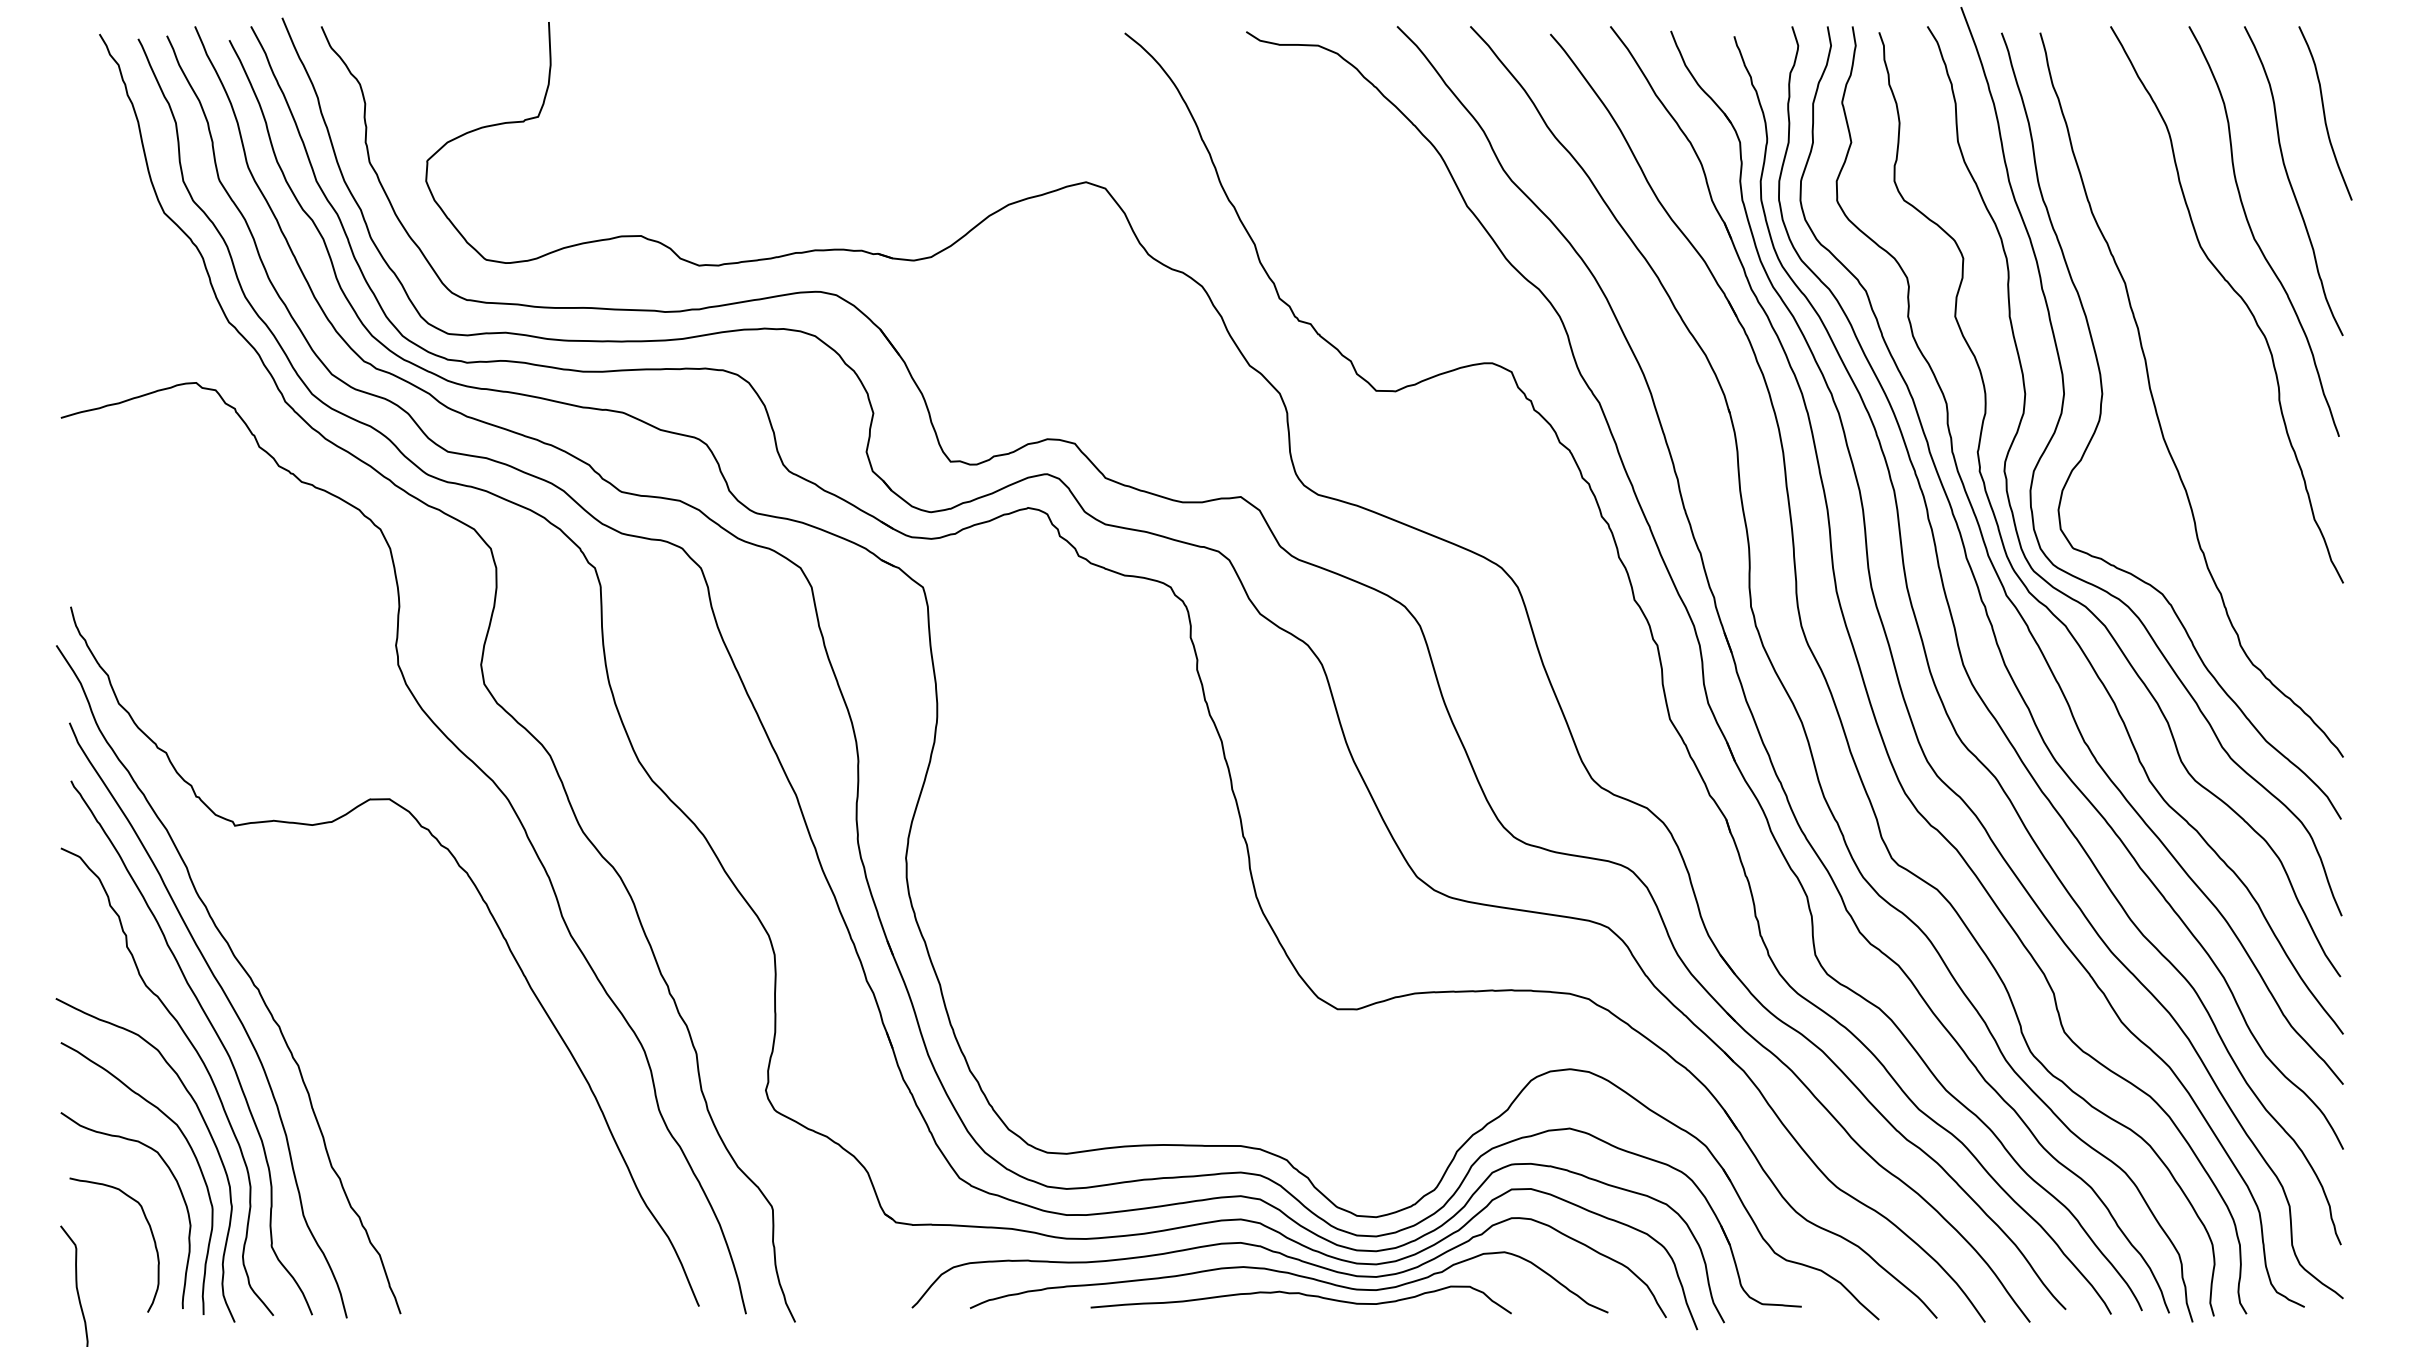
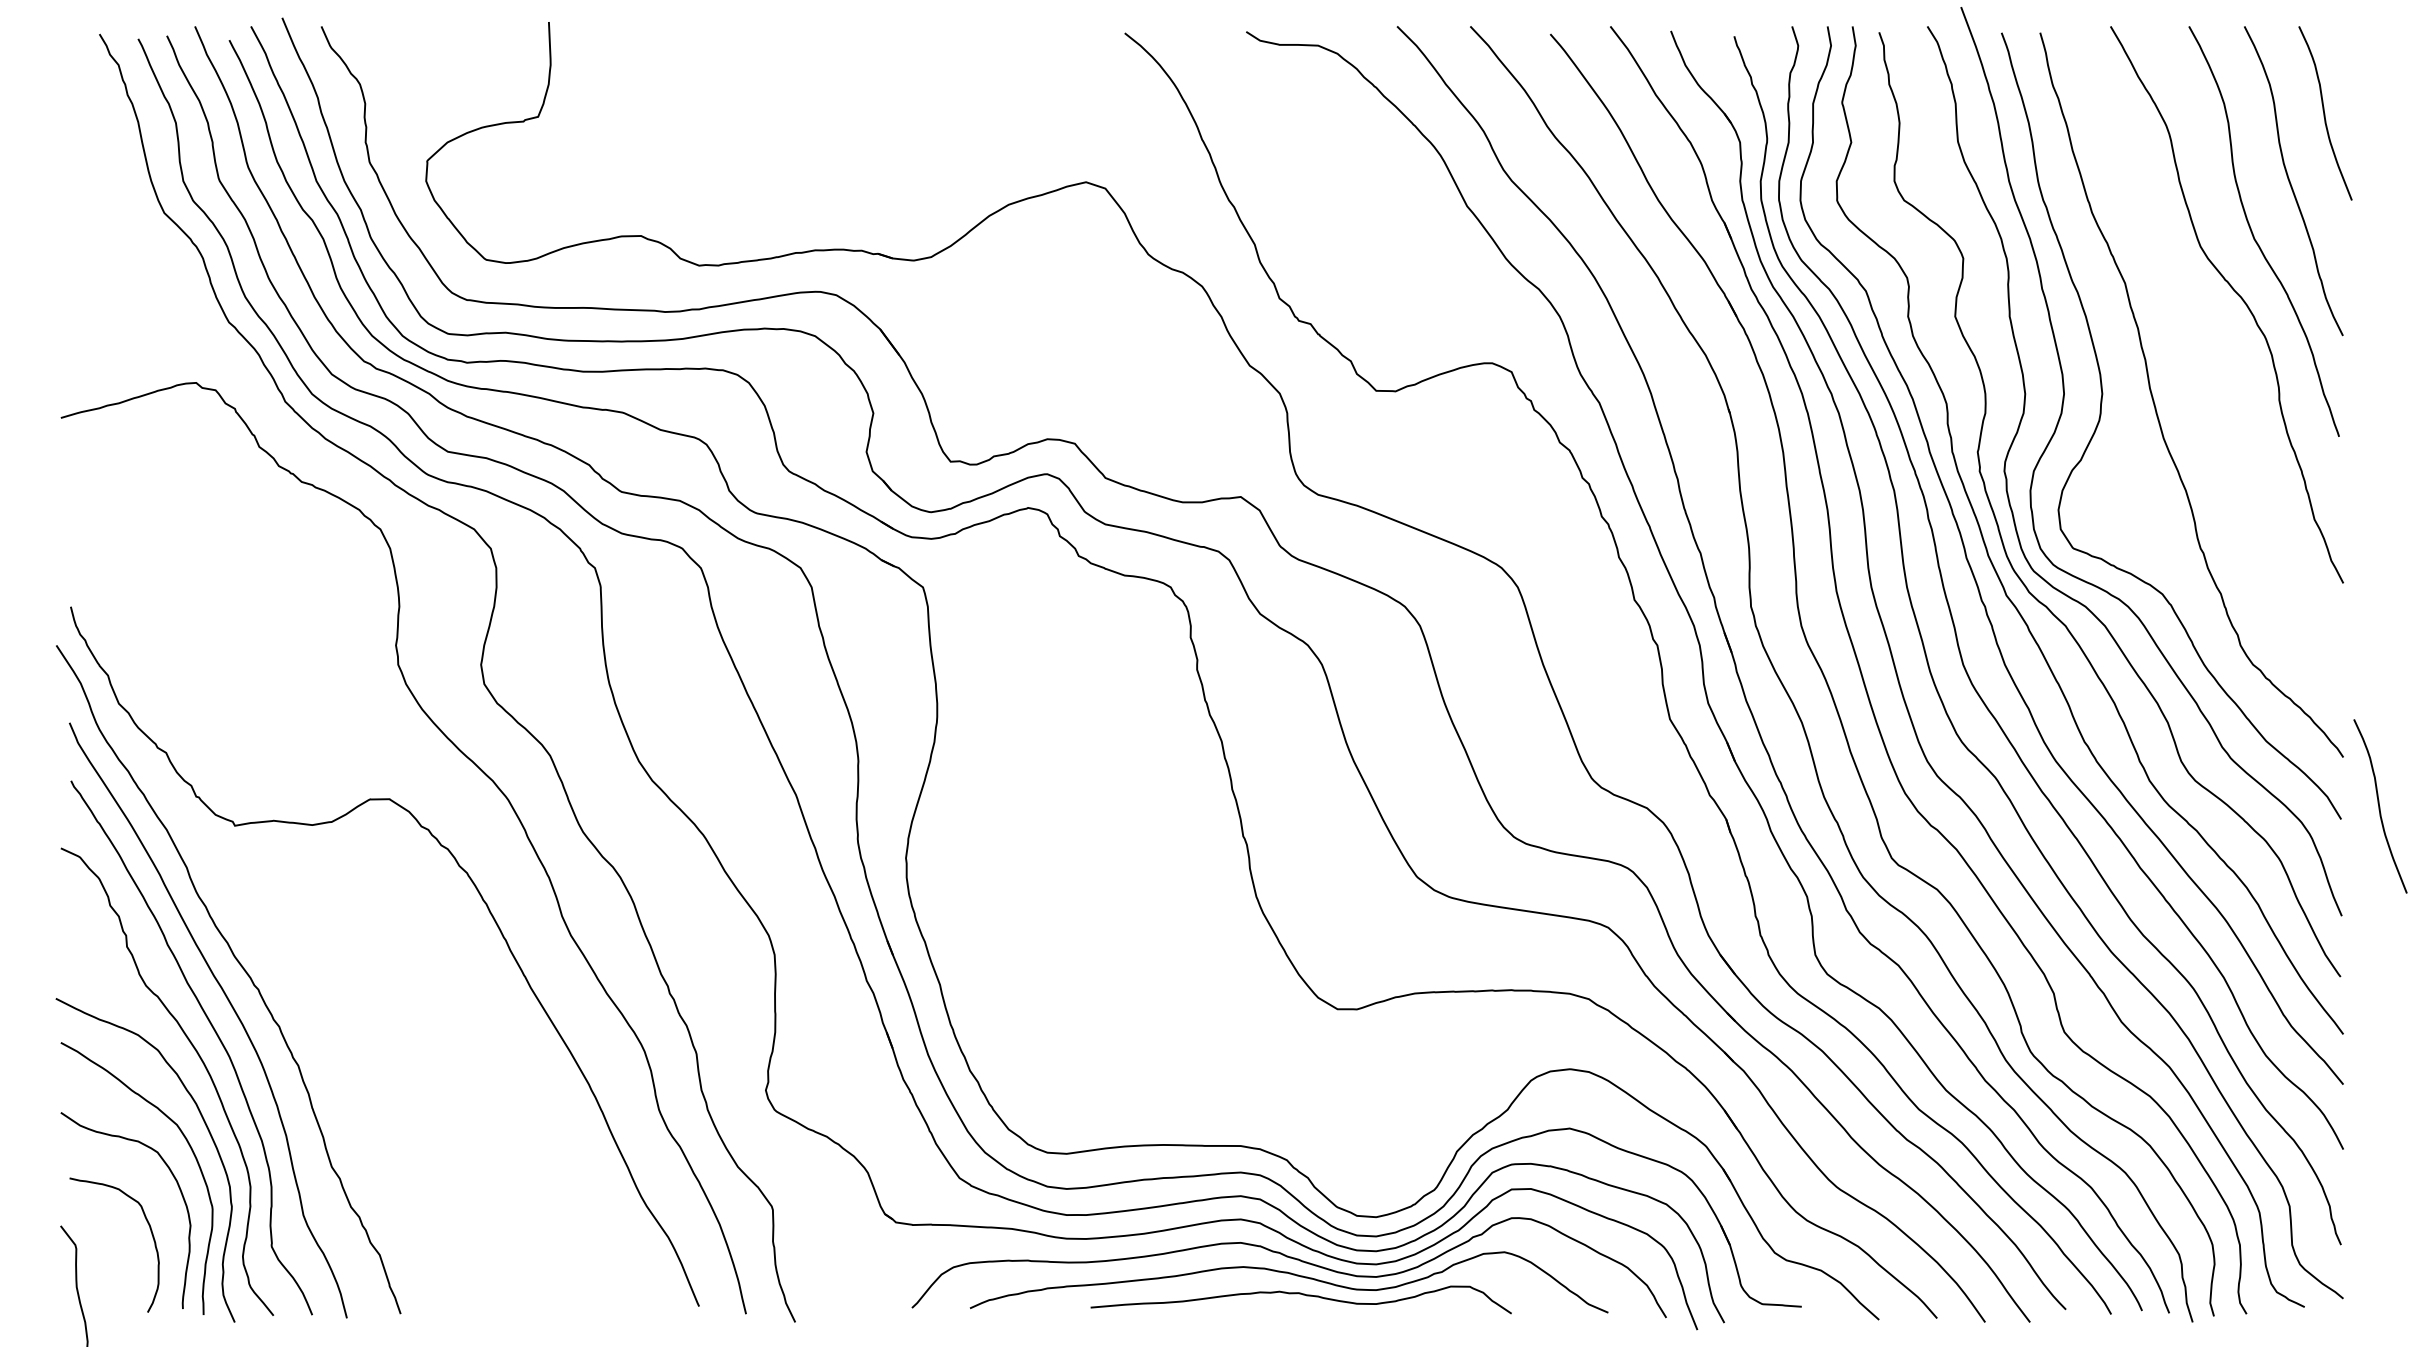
curve: none -> present (2380, 806)
